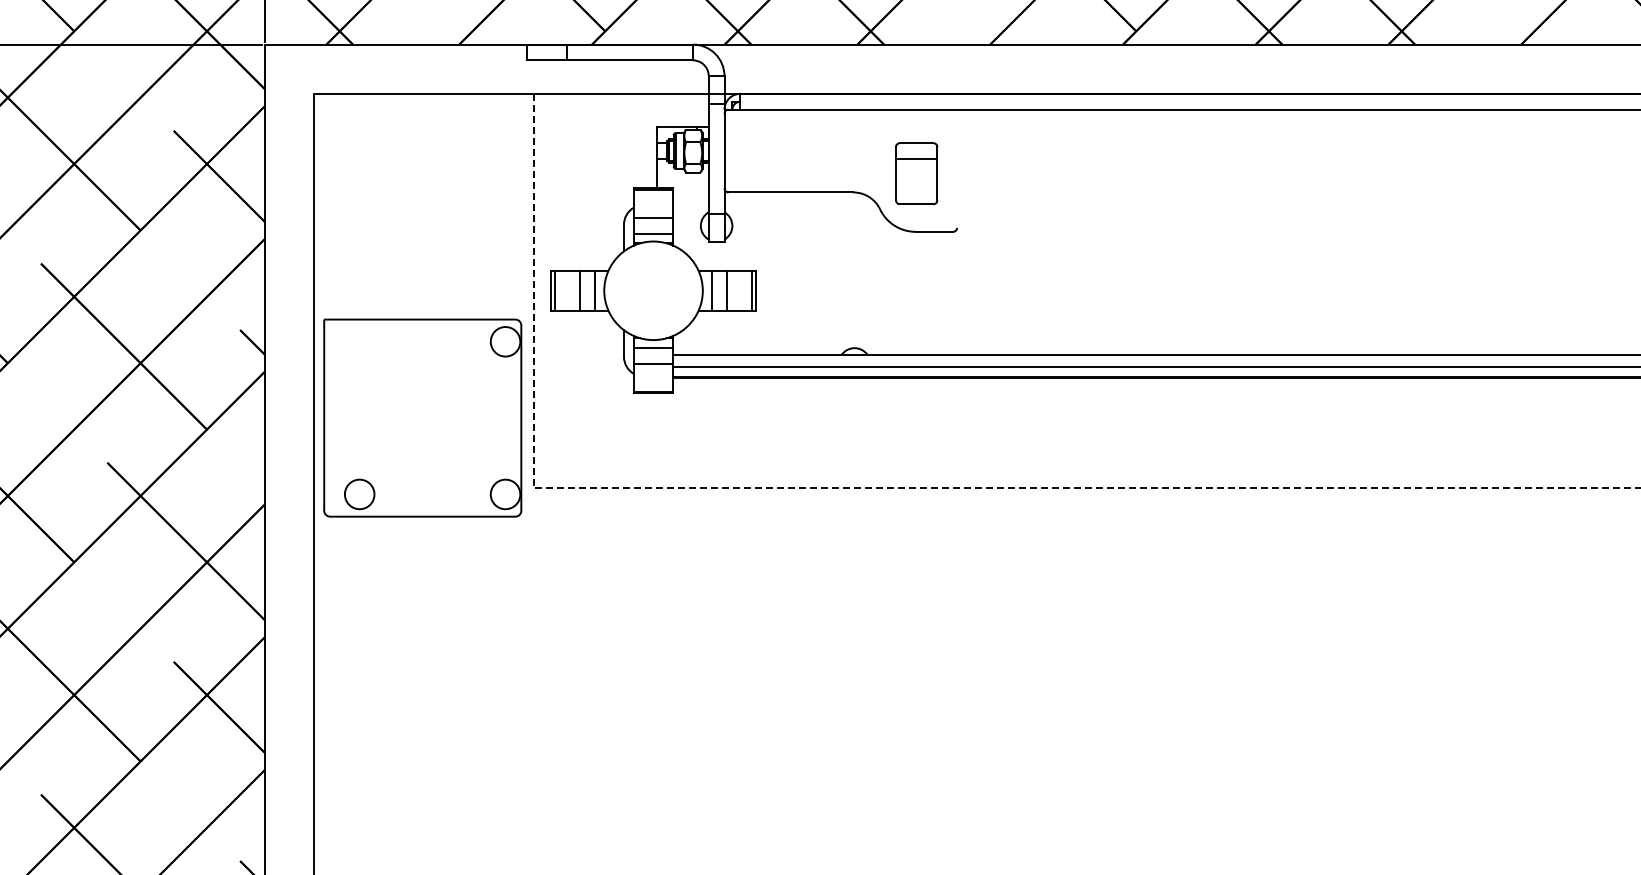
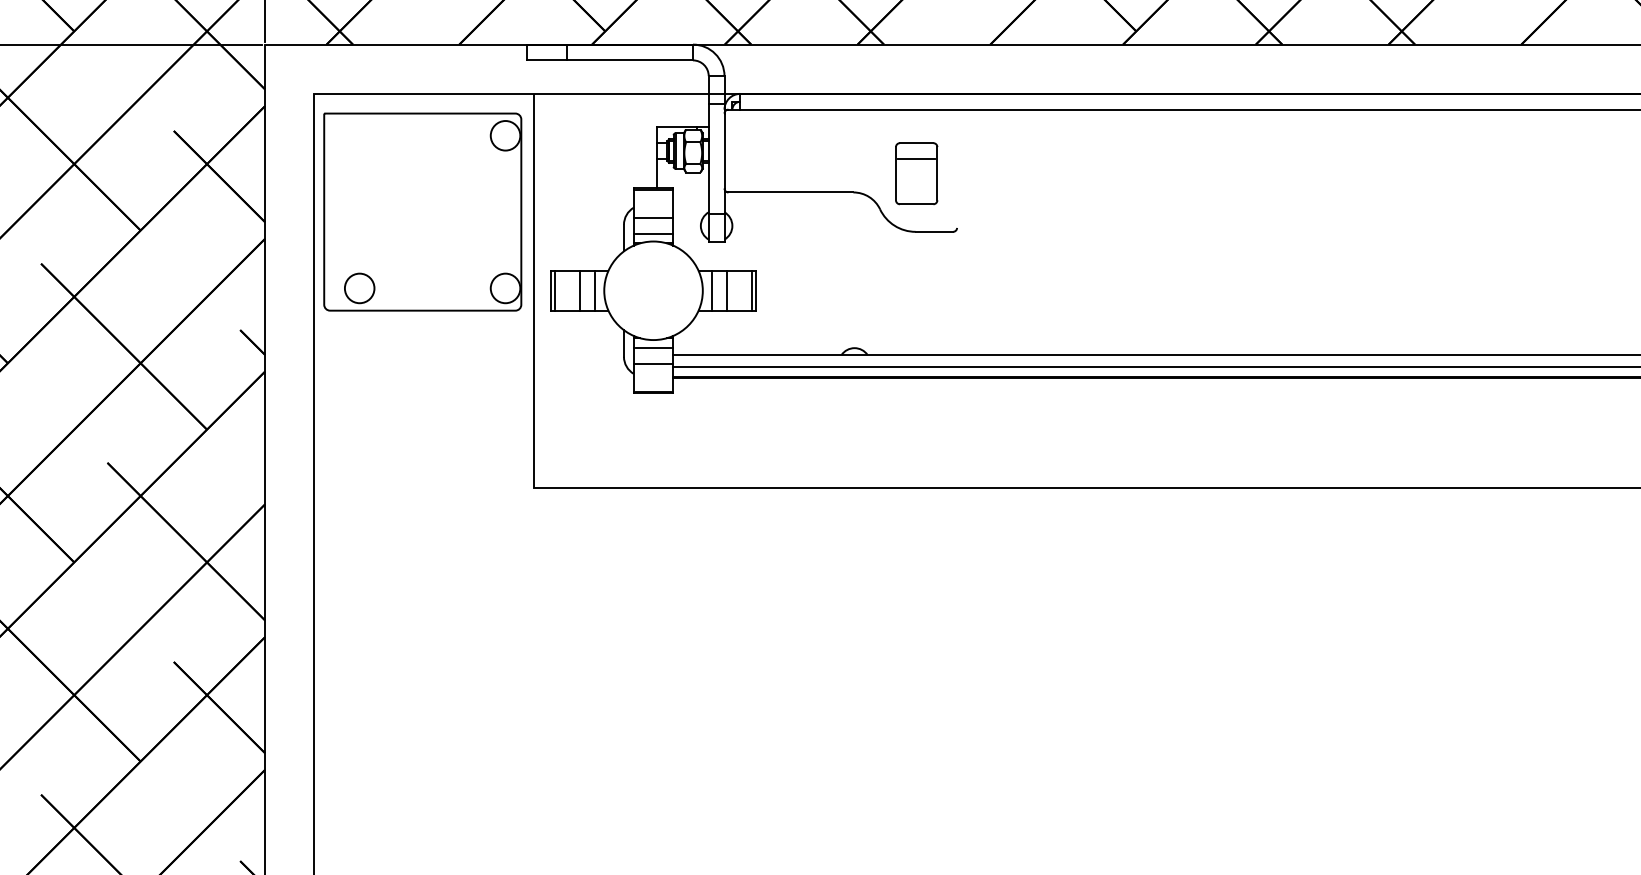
part position: (422, 417) -> (422, 211) (422, 211)
line: dashed -> solid (889, 488)
